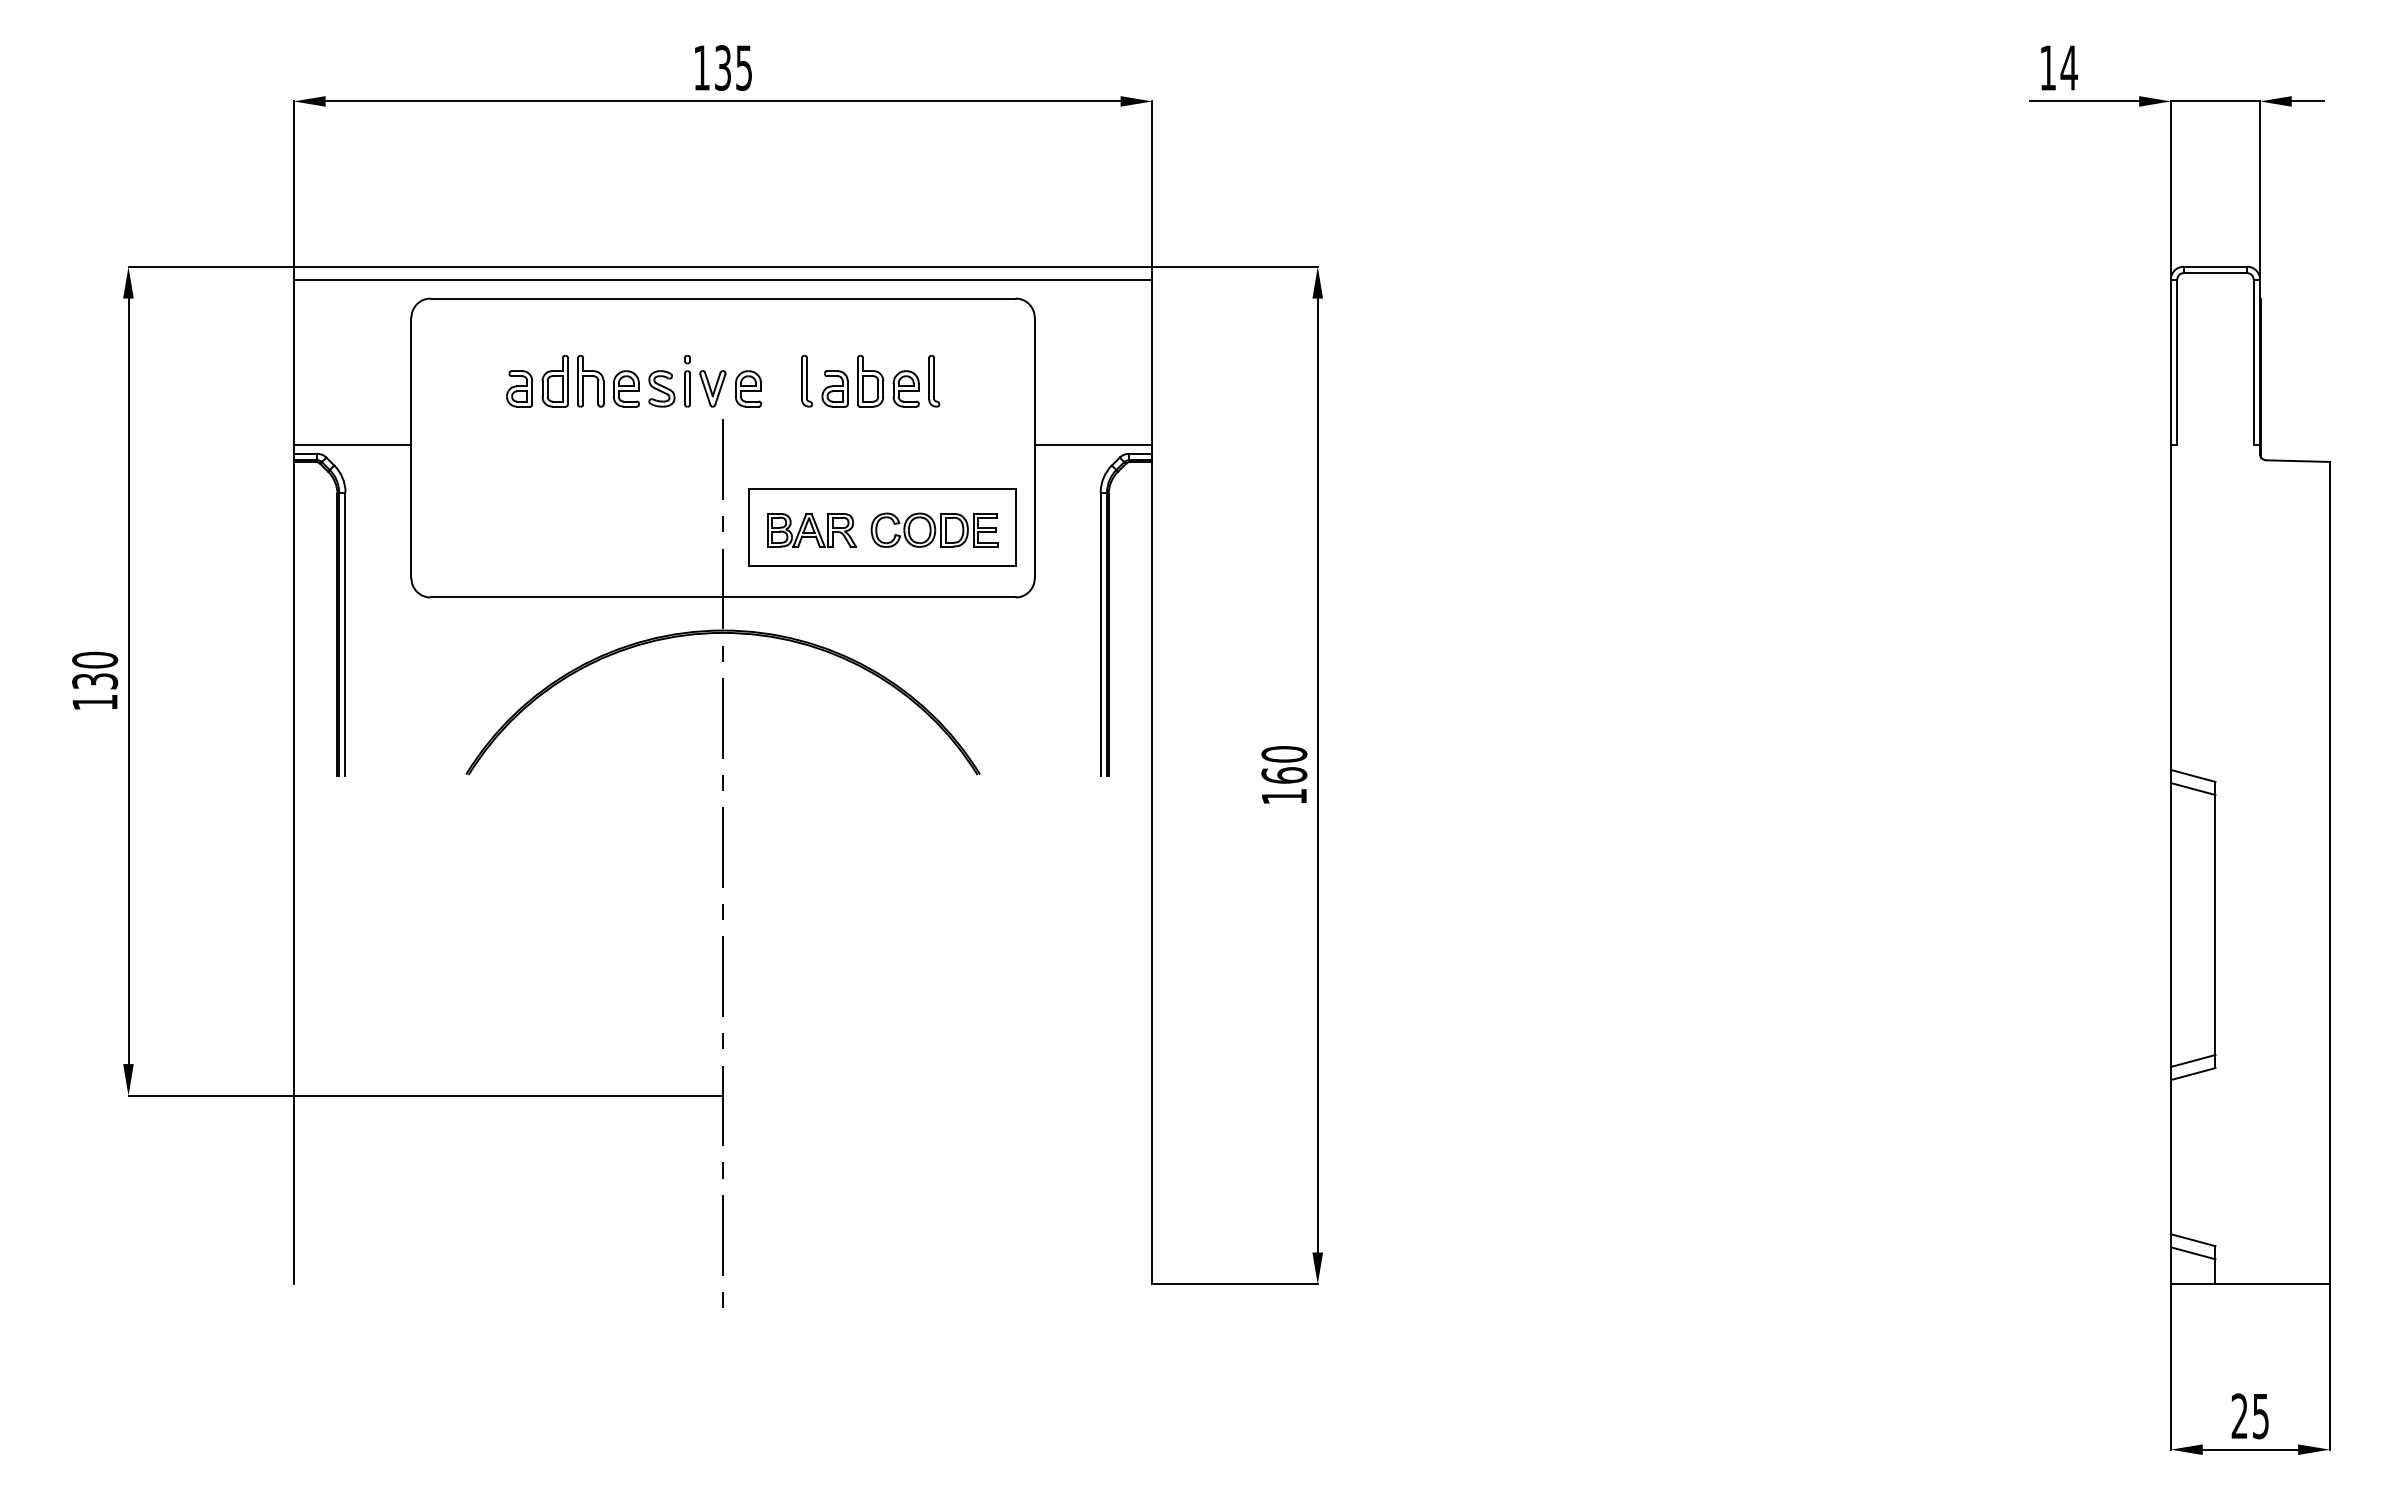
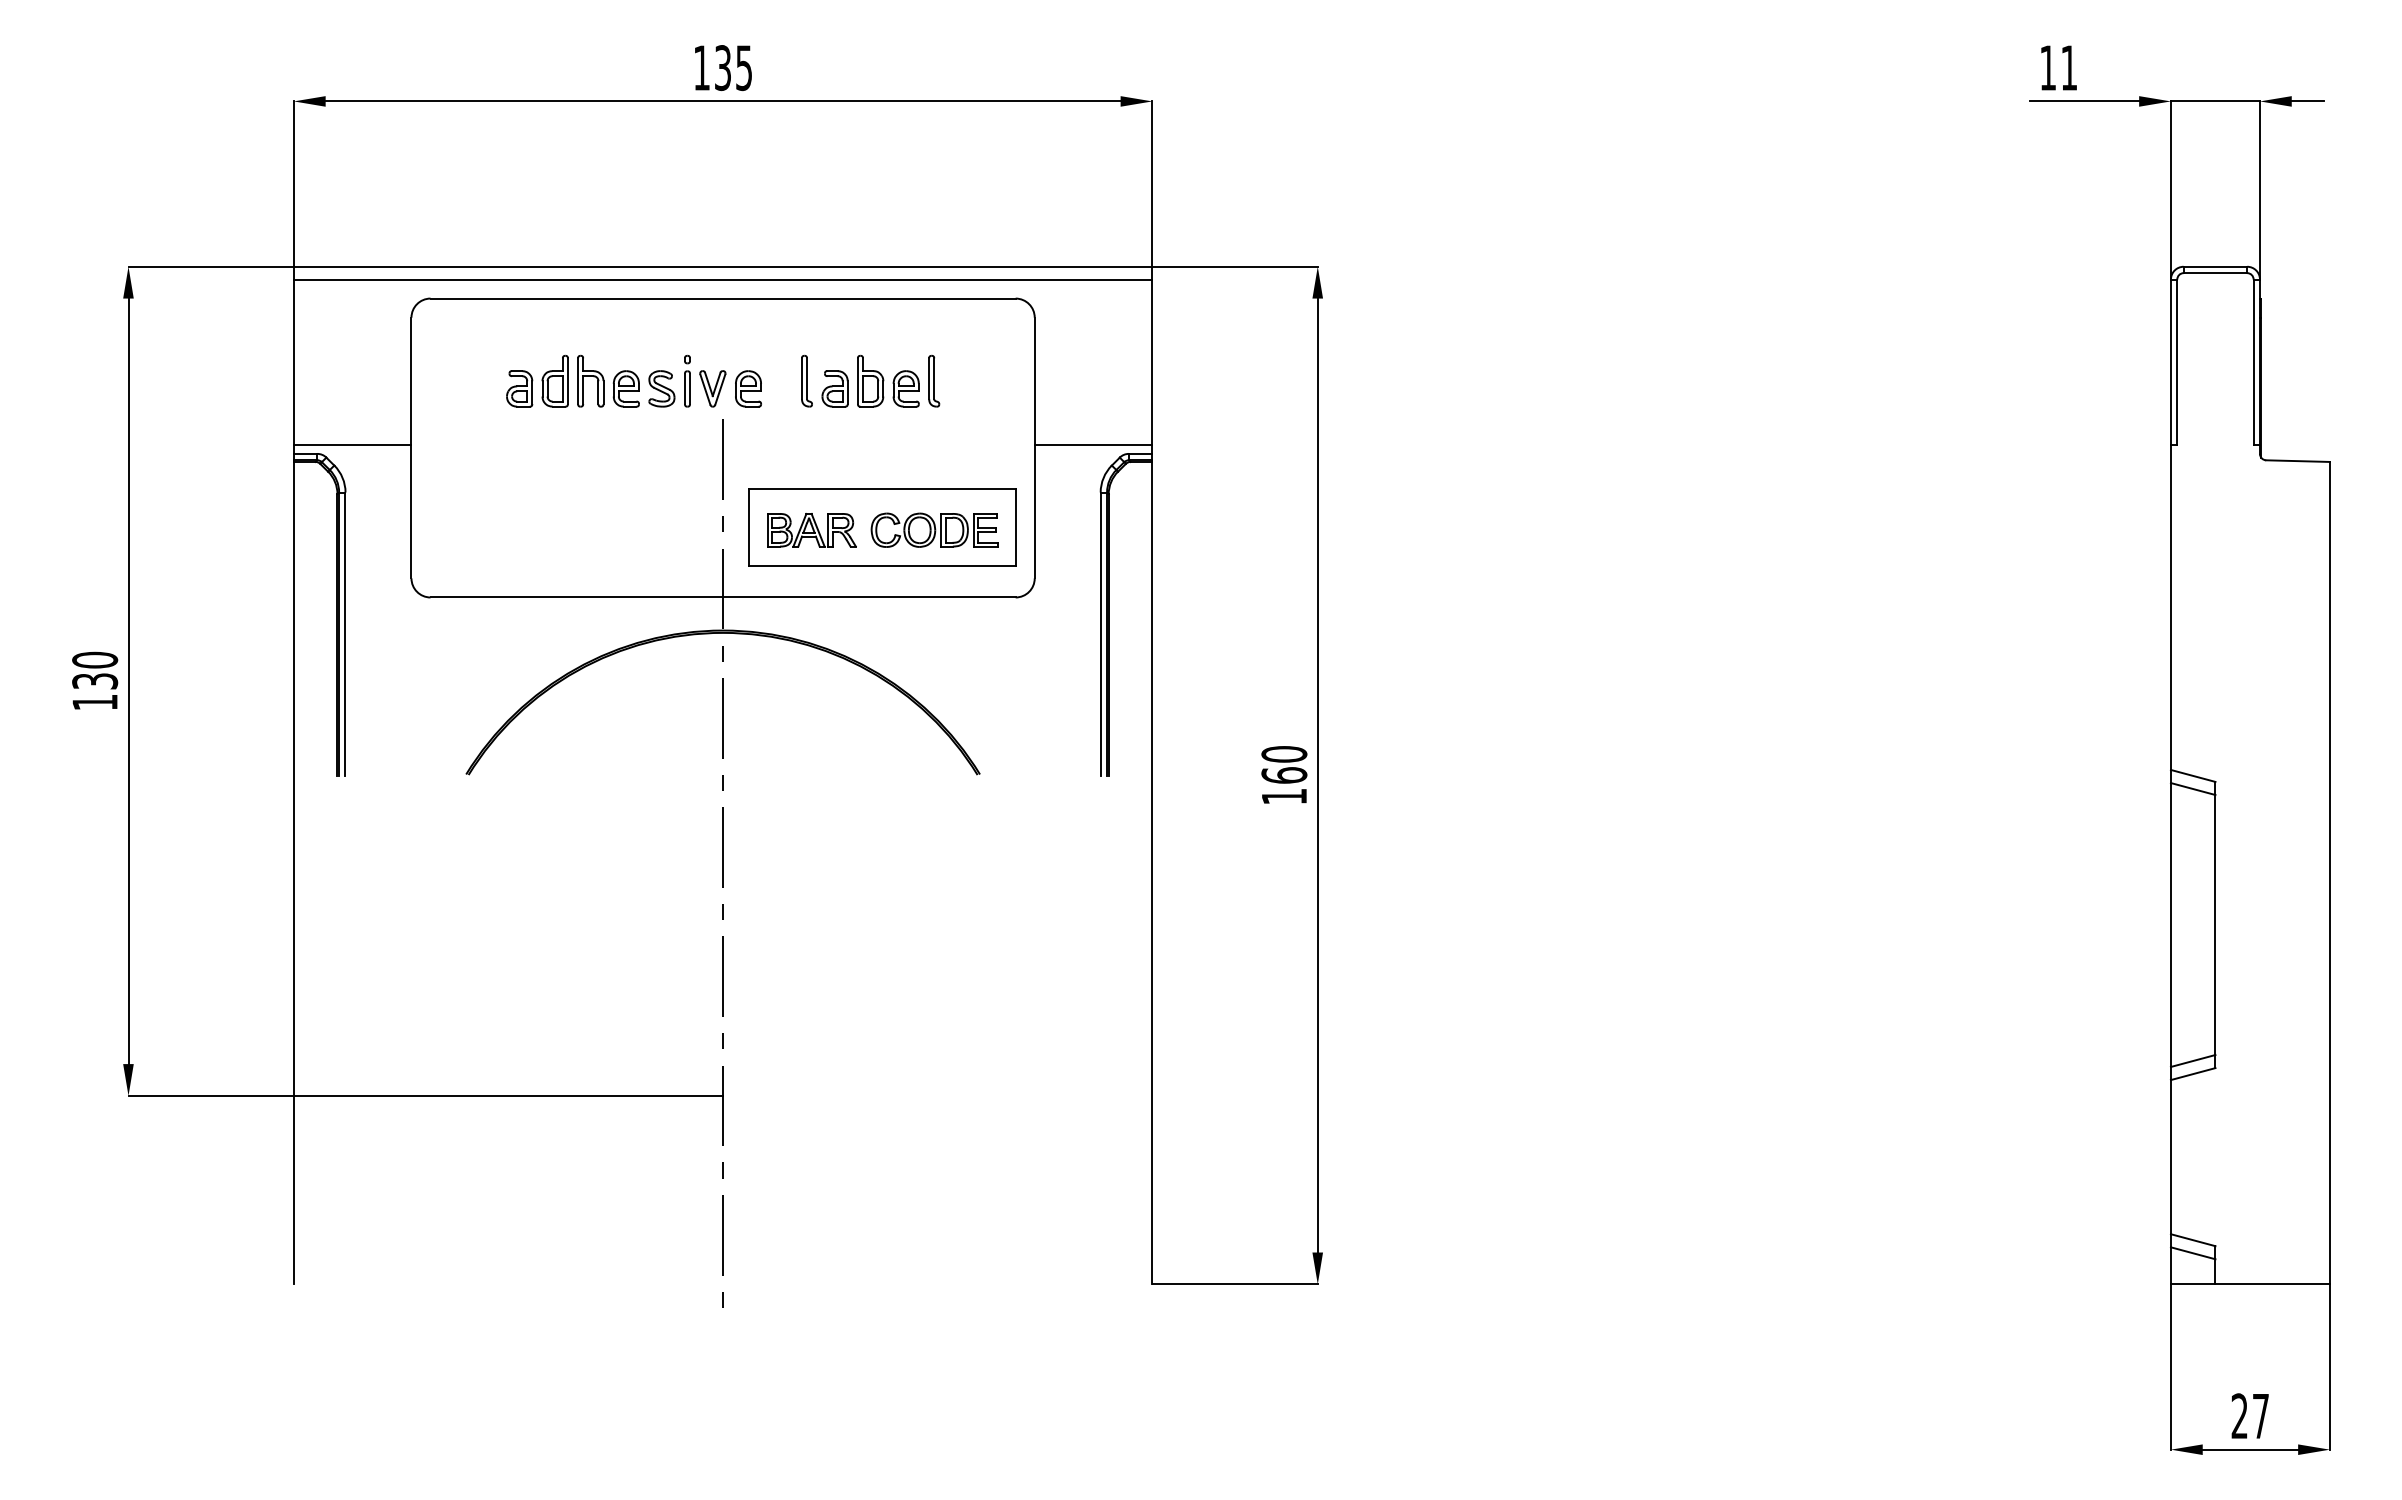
text: 14 -> 11 (2069, 67)
text: 25 -> 27 (2260, 1416)
